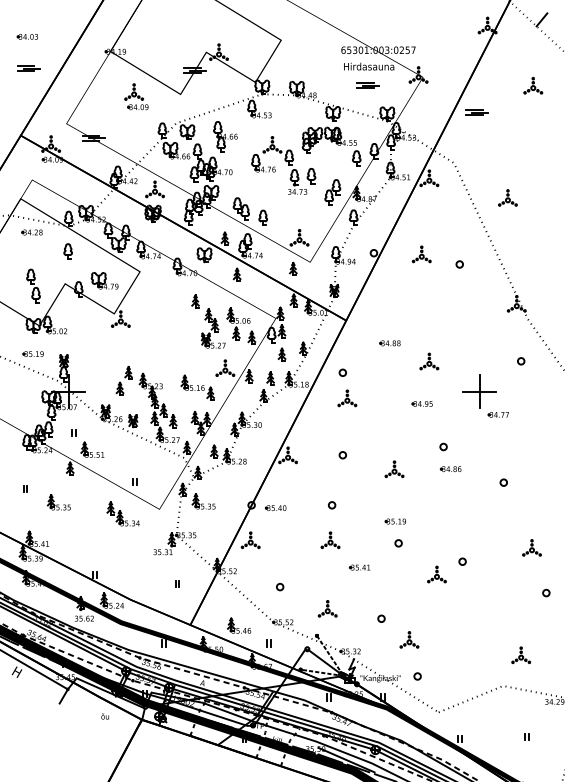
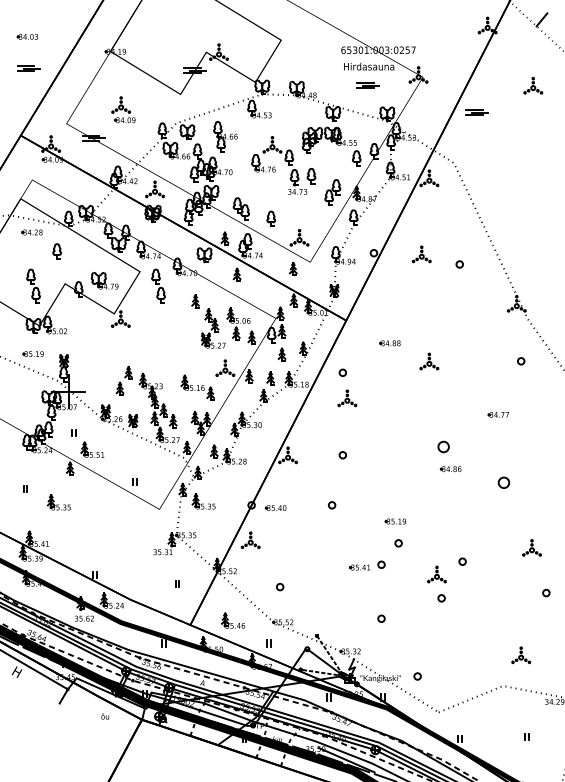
part position: (136, 96) -> (123, 109) (123, 109)
part: present -> none (507, 197)
part position: (262, 217) -> (270, 218) (270, 218)
part position: (67, 251) -> (56, 251) (56, 251)
part: none -> present (158, 285)
part: present -> none (479, 391)
part: present -> none (421, 403)
part size: 9x10 px -> 13x14 px (443, 446)
part: present -> none (394, 469)
part size: 9x9 px -> 14x13 px (503, 482)
part: present -> none (122, 513)
part: present -> none (330, 540)
part: none -> present (381, 564)
part: none -> present (441, 598)
part: present -> none (327, 608)
part position: (239, 625) -> (233, 620) (233, 620)
part: present -> none (409, 639)
